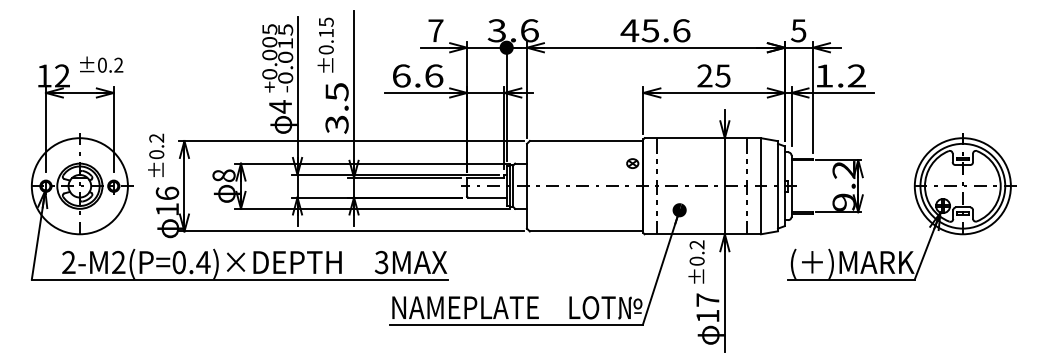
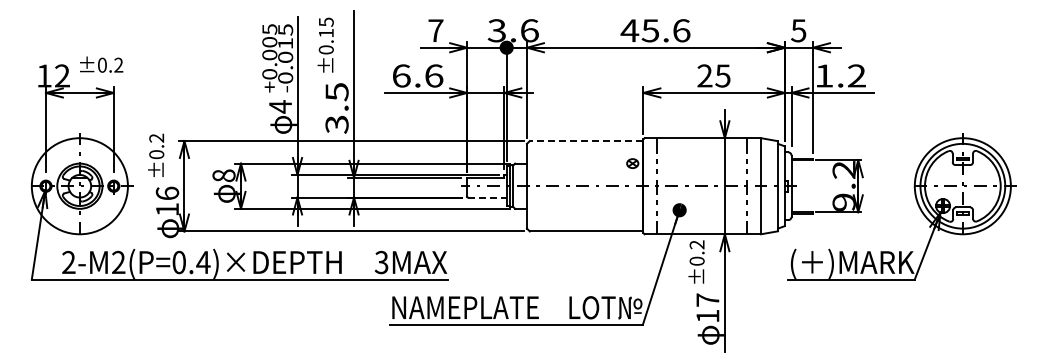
line: solid -> dashed (586, 141)
line: solid -> dashed (487, 197)
